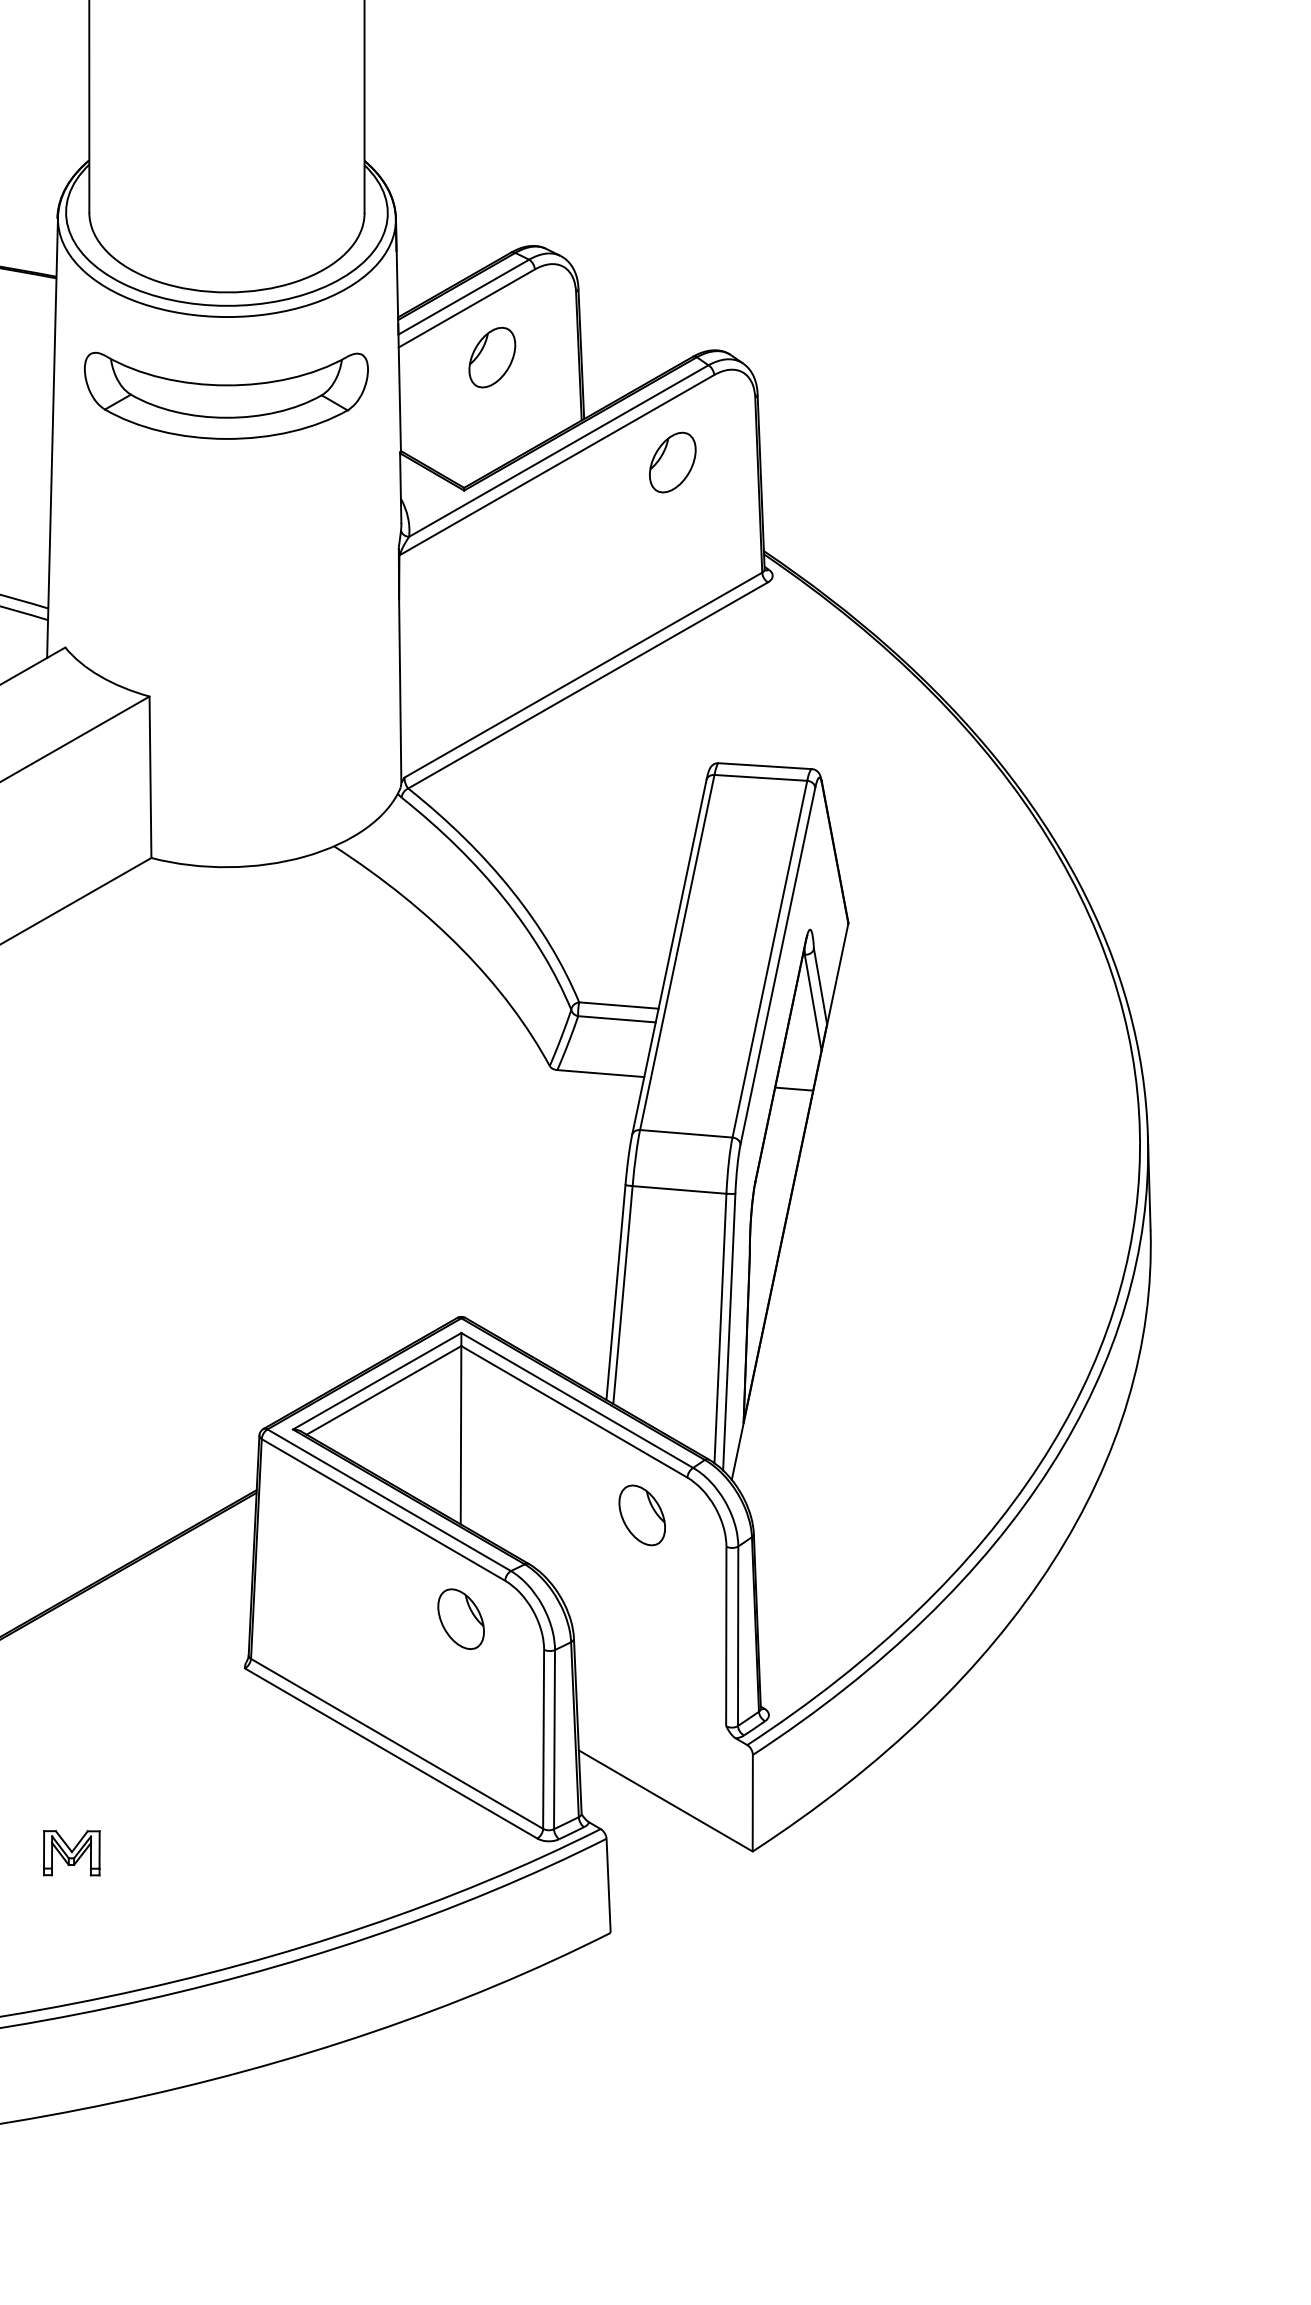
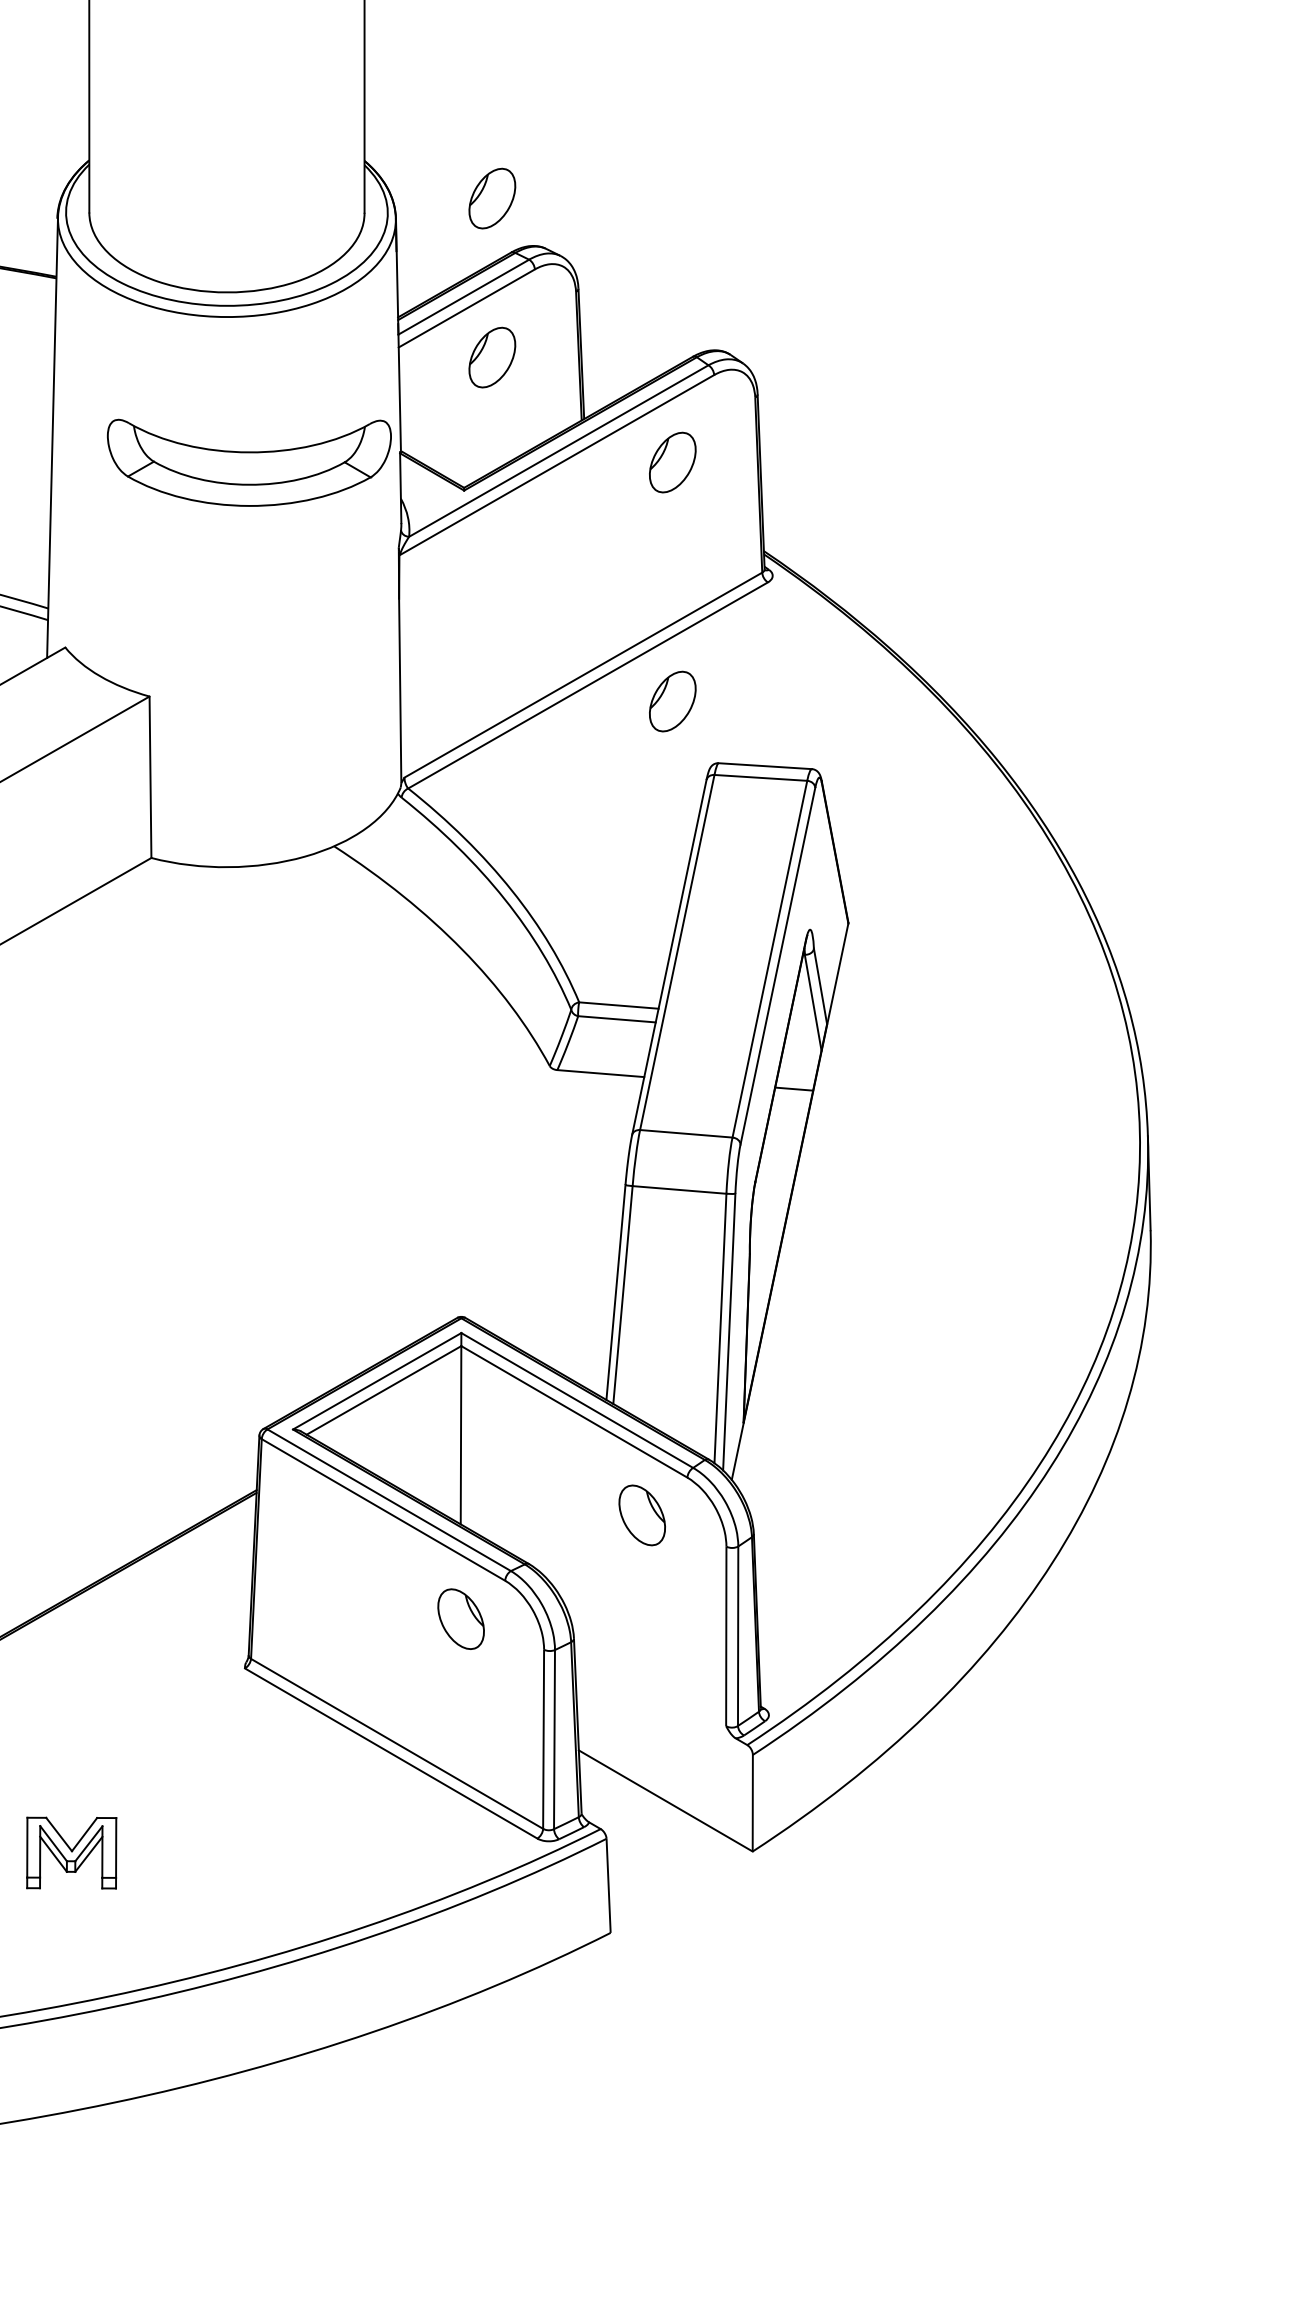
part: none -> present (492, 198)
part position: (226, 395) -> (249, 462) (249, 462)
part: none -> present (672, 701)
part size: 58x47 px -> 92x74 px (71, 1852)
